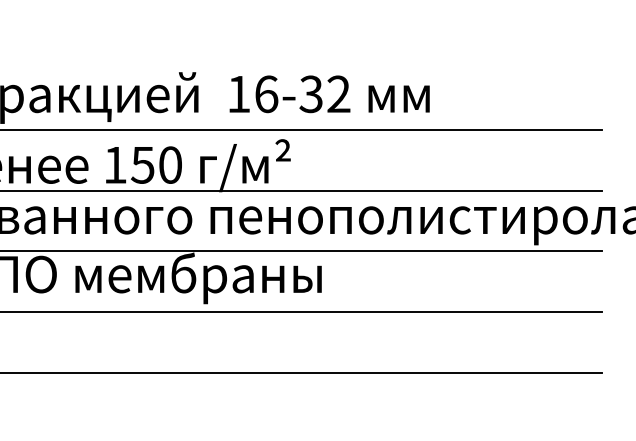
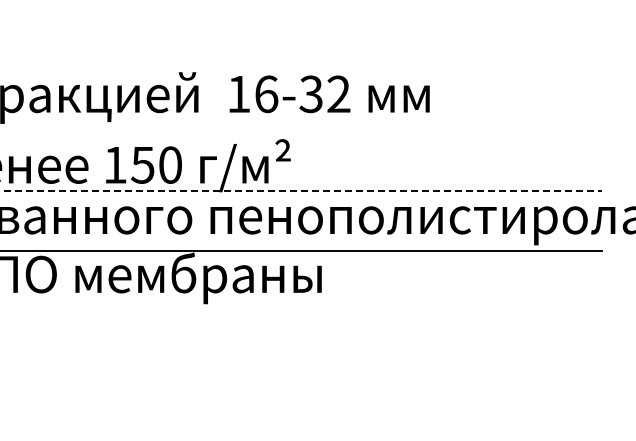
line: present -> none (301, 129)
line: solid -> dashed (301, 190)
line: present -> none (301, 312)
line: present -> none (301, 372)
